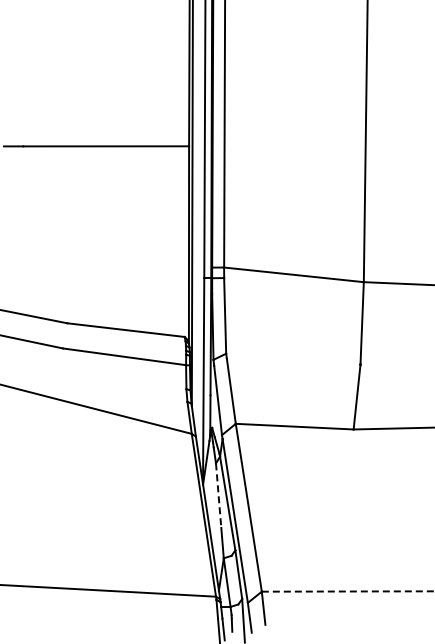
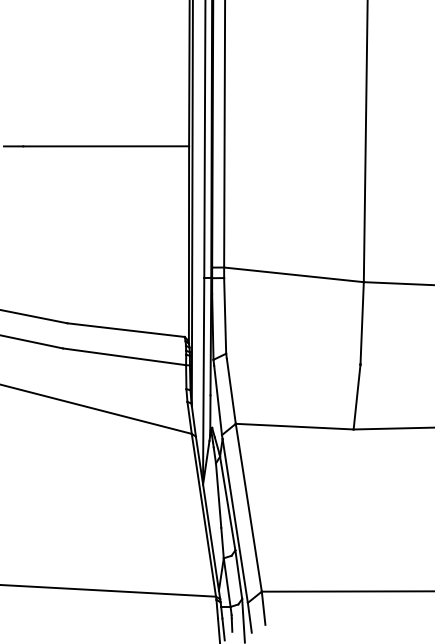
line: dashed -> solid (218, 496)
line: dashed -> solid (348, 591)
